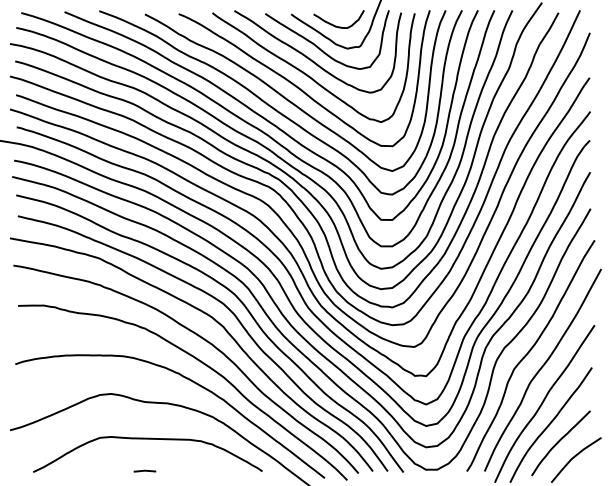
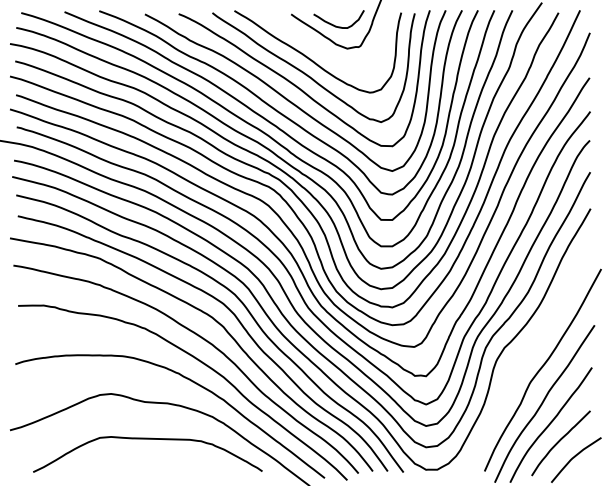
curve: present -> none (319, 47)
curve: present -> none (528, 354)
line: present -> none (144, 470)
